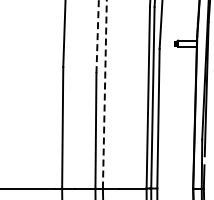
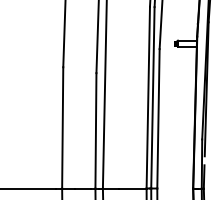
line: dashed -> solid (97, 36)
line: dashed -> solid (104, 93)
